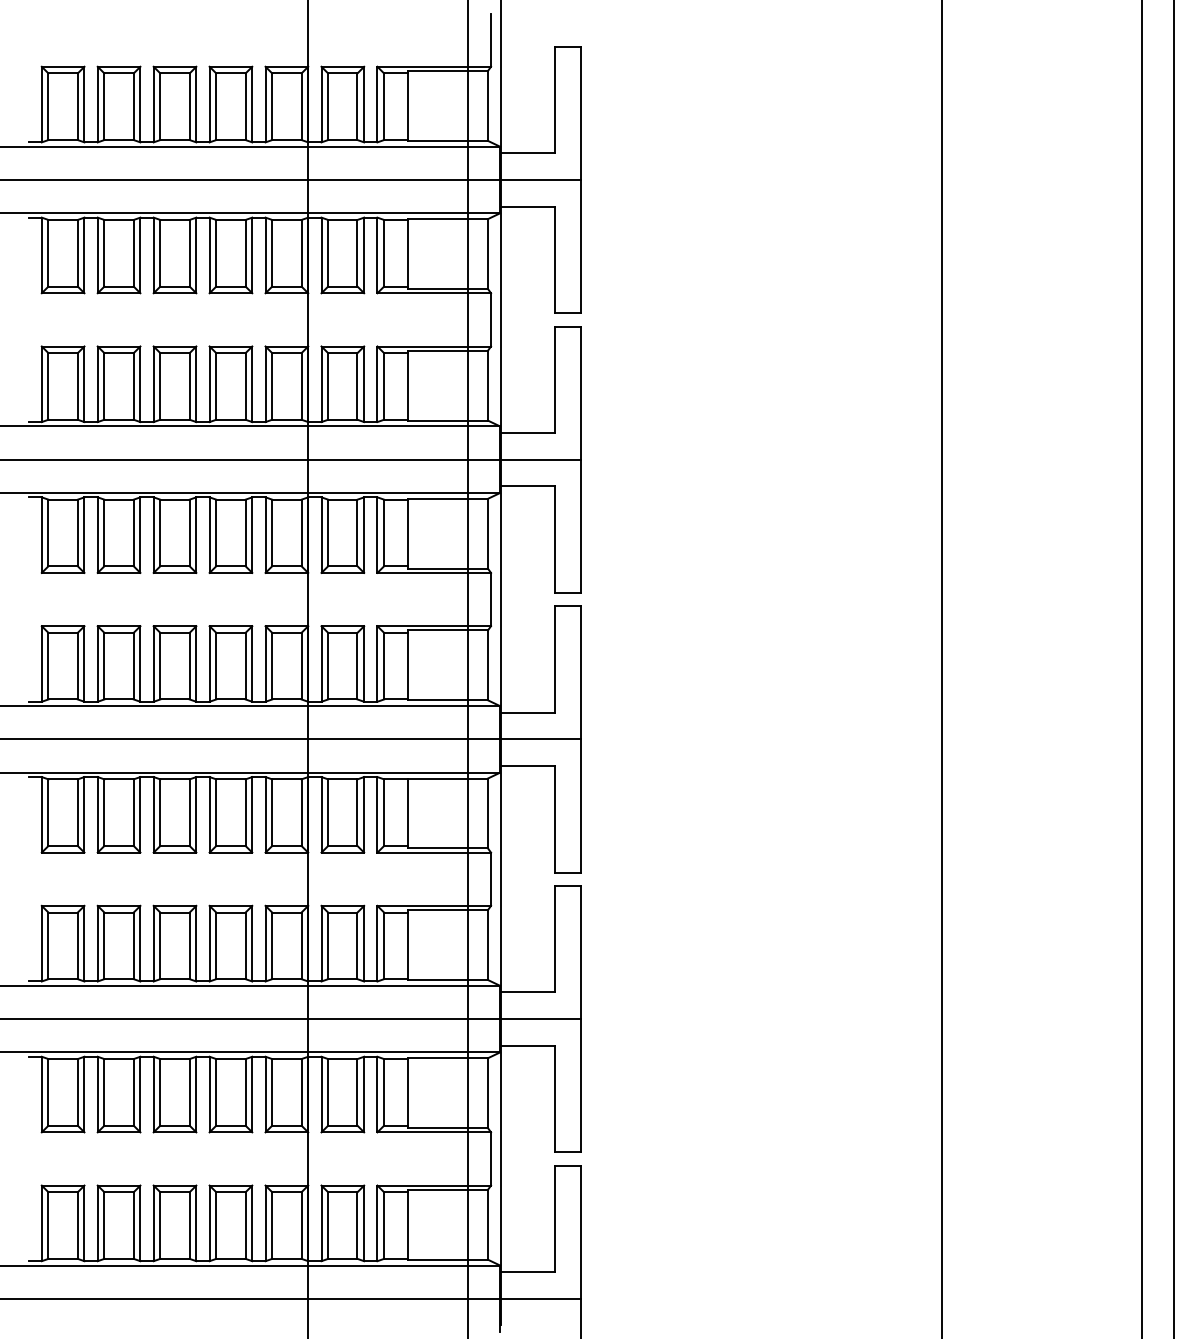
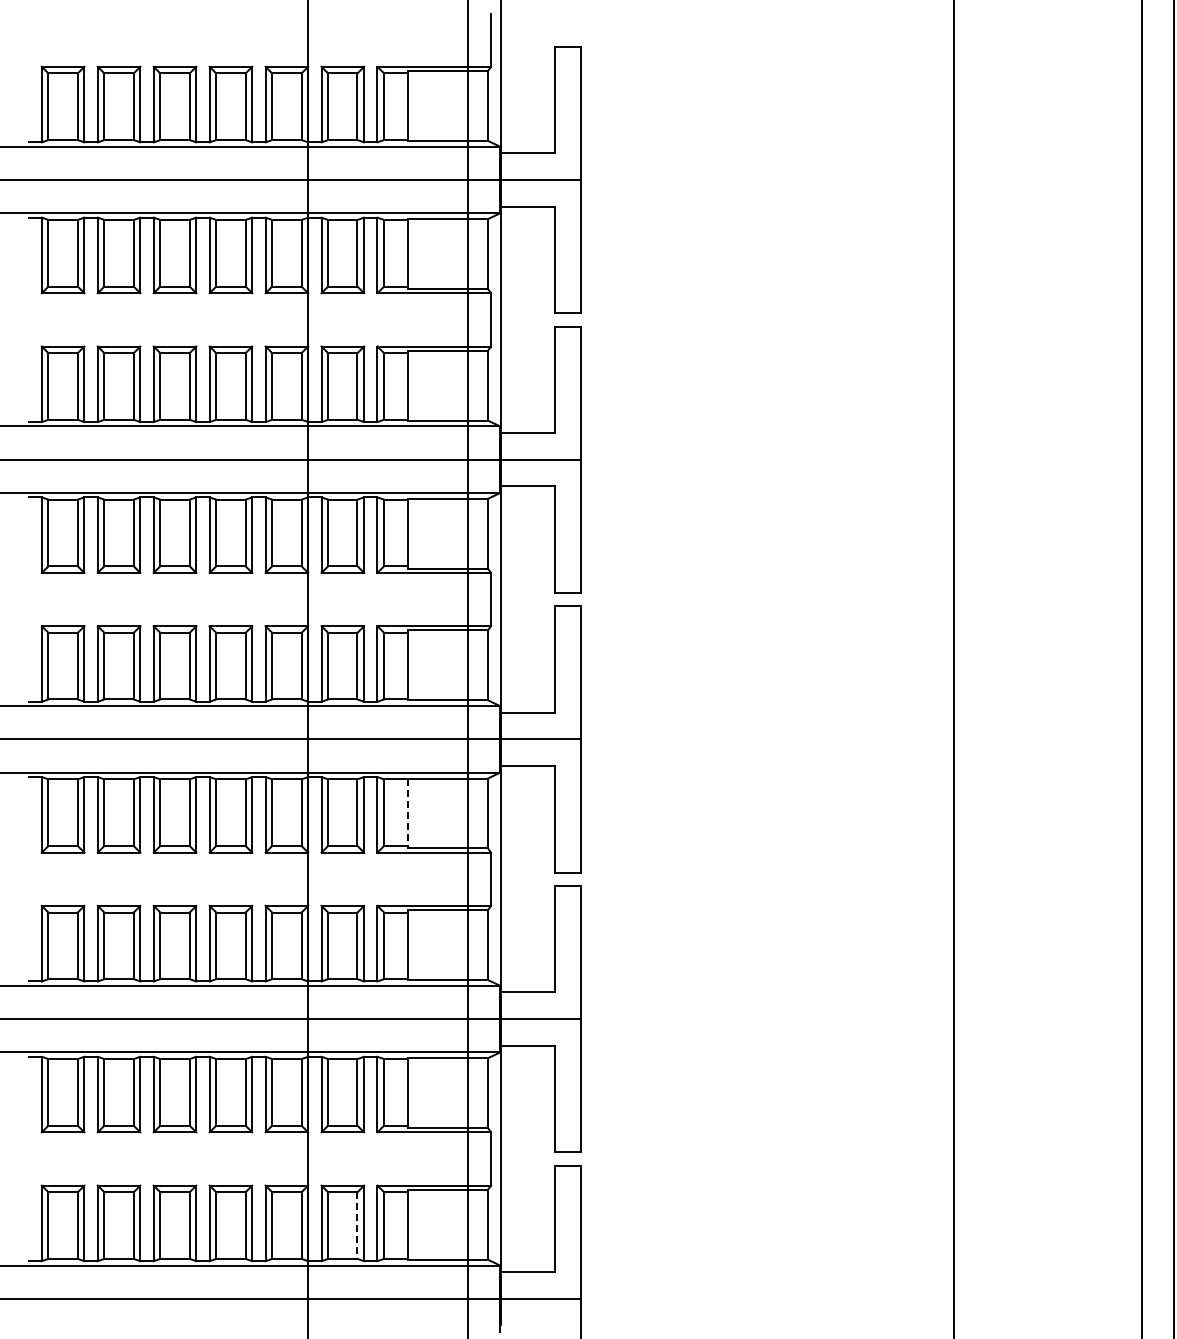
line position: (942, 668) -> (954, 668) (954, 668)
line: solid -> dashed (408, 813)
line: solid -> dashed (357, 1226)
